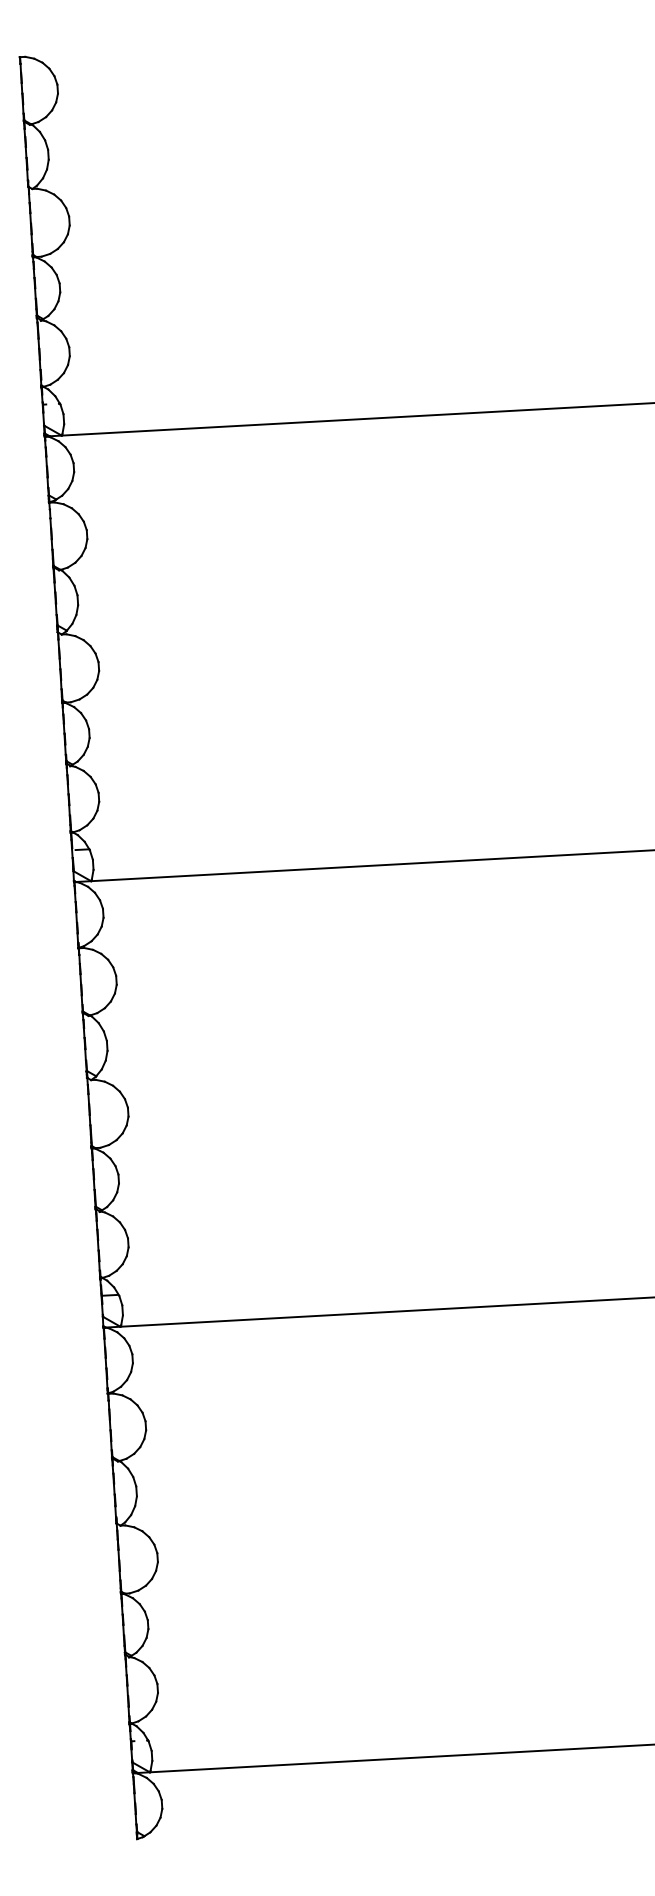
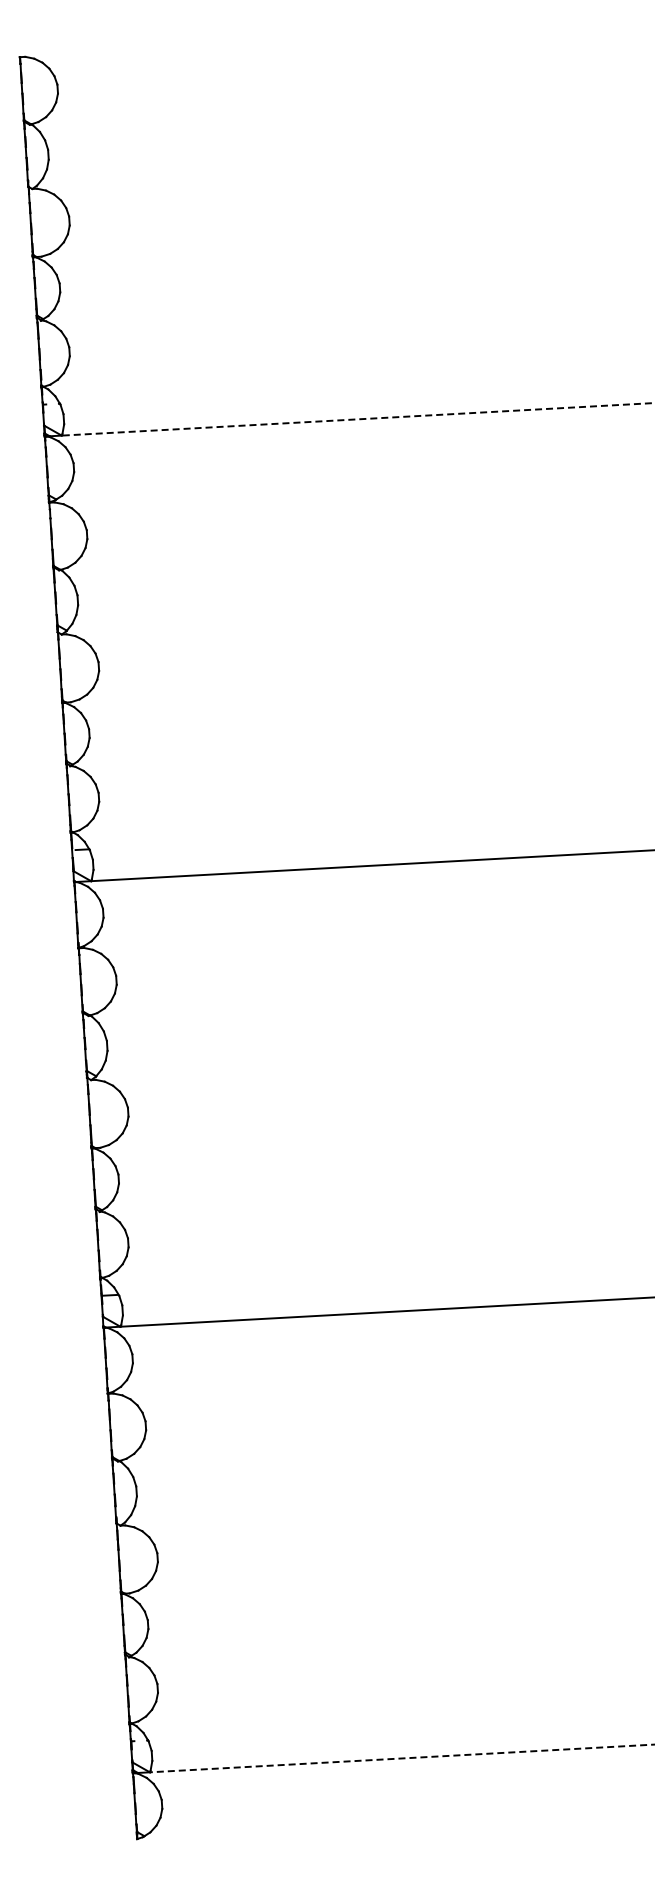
line: solid -> dashed (358, 419)
line: solid -> dashed (401, 1758)
